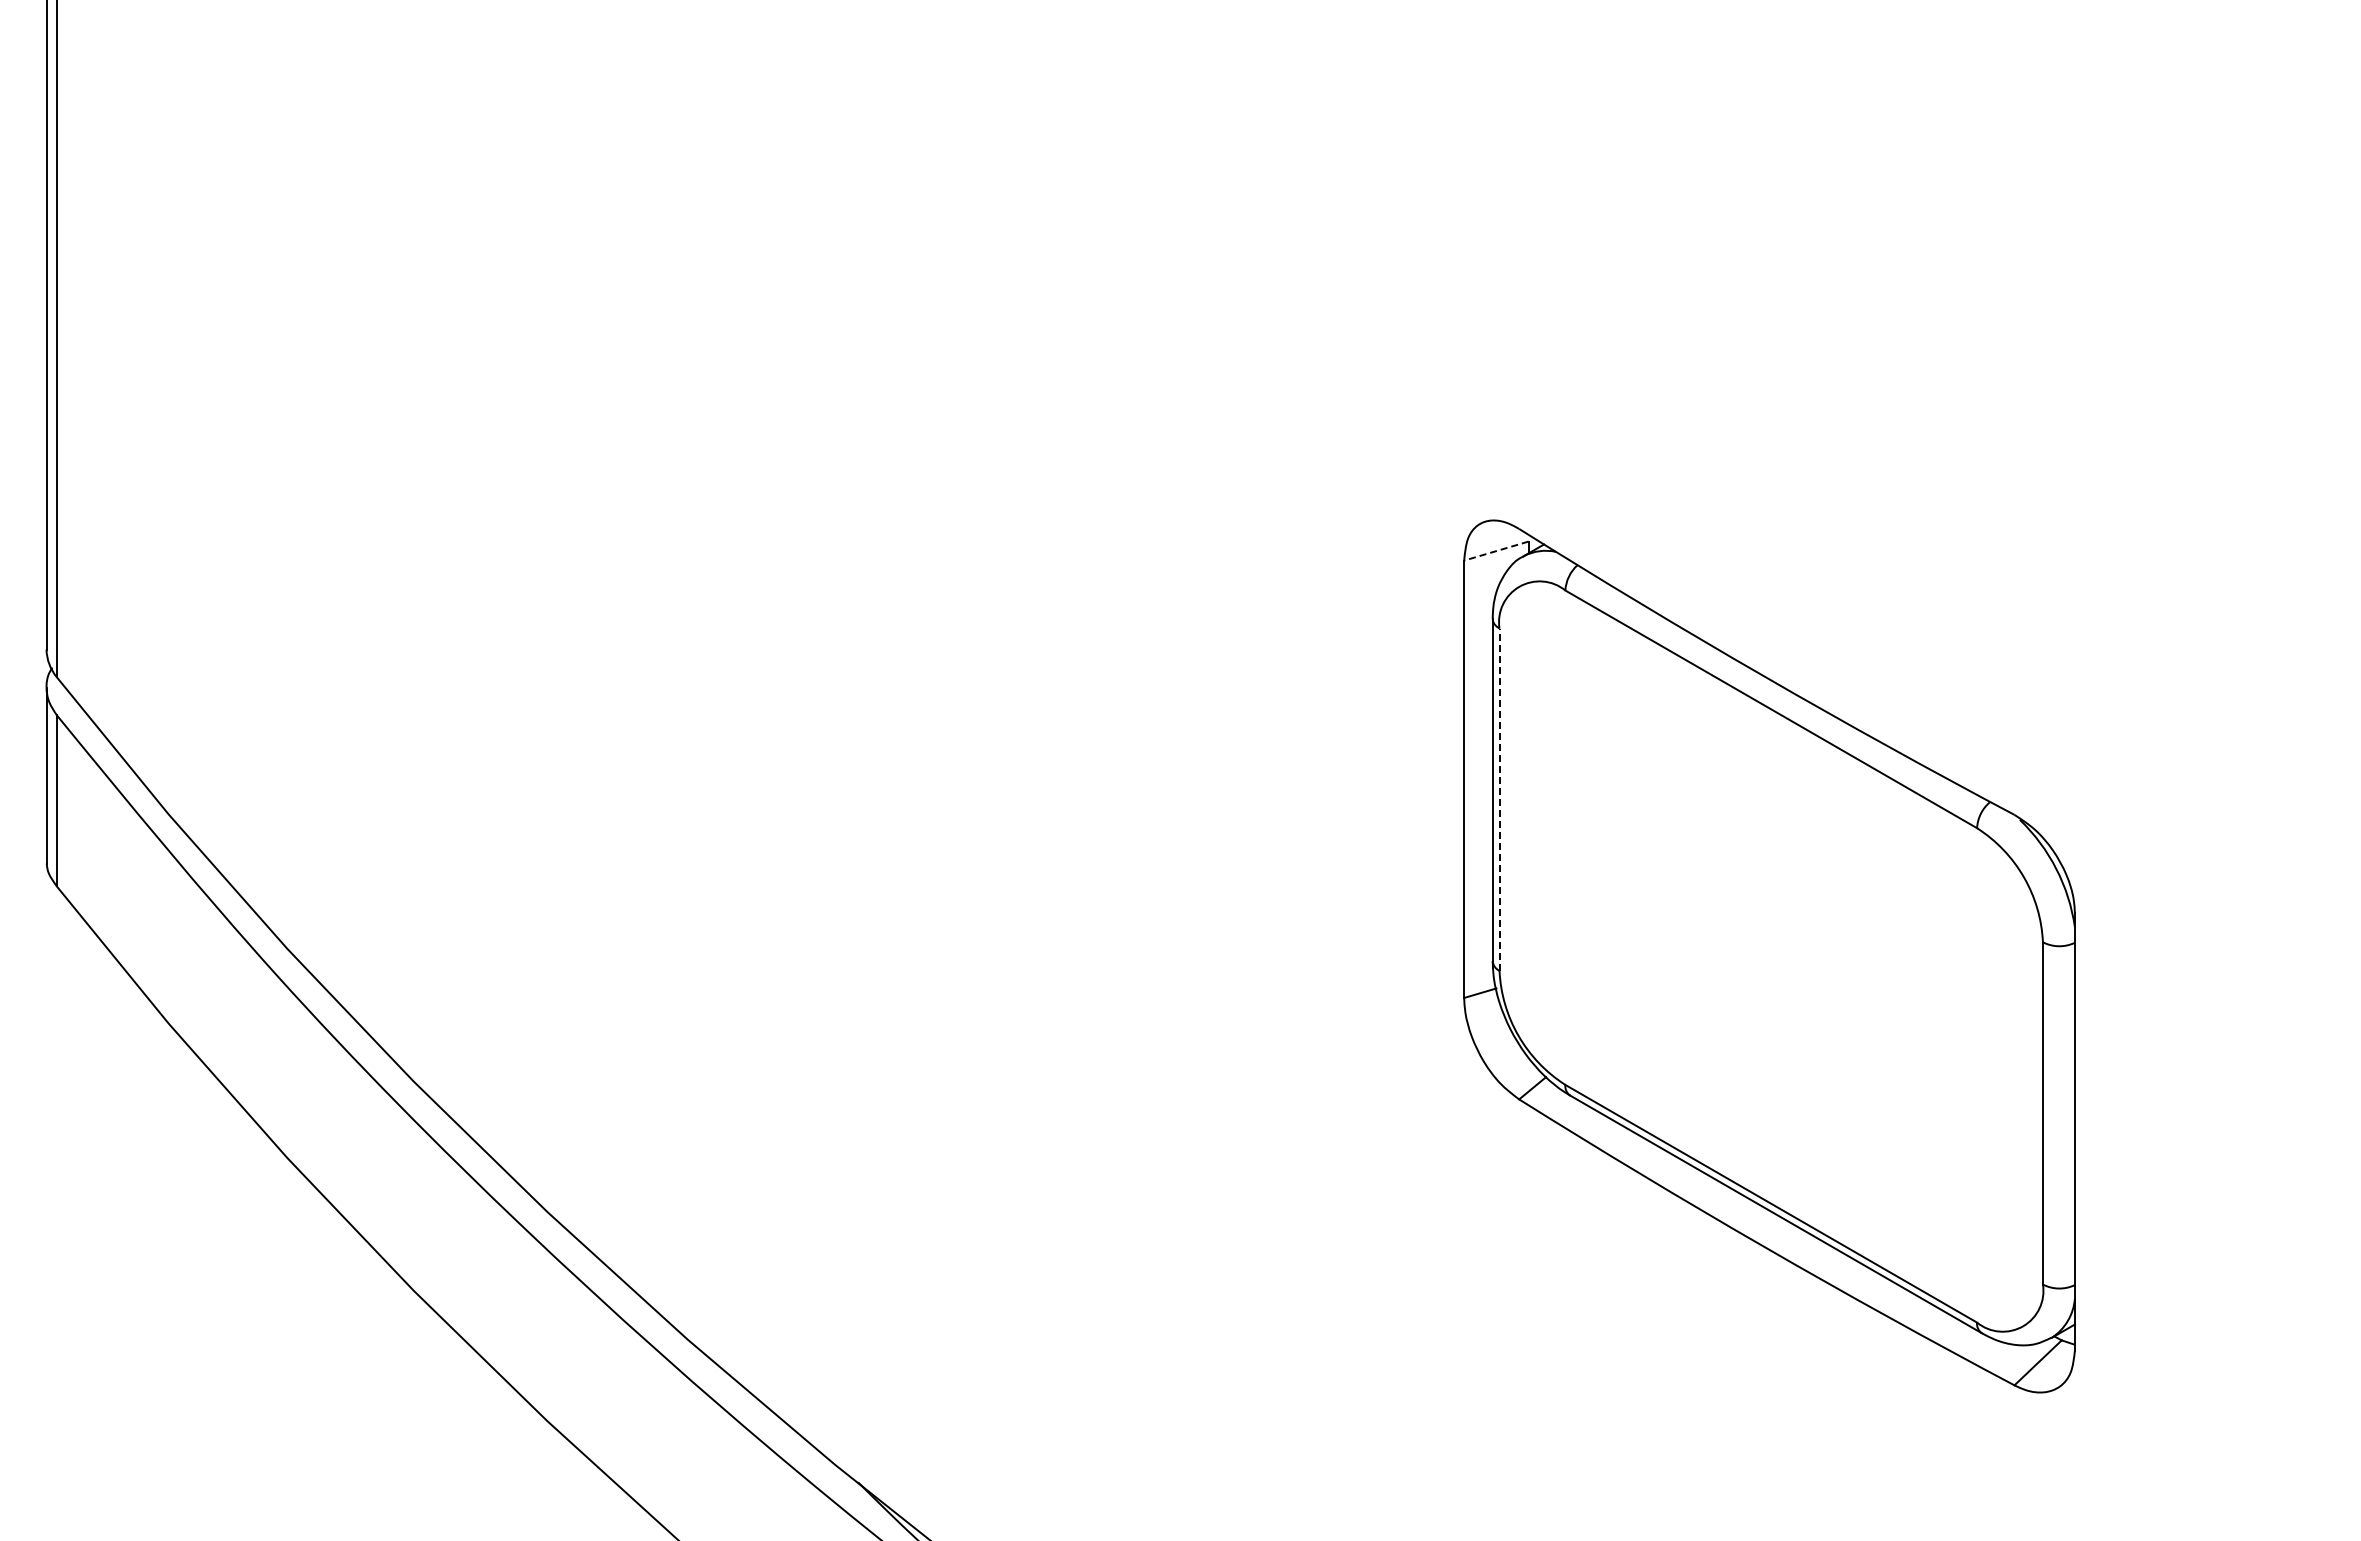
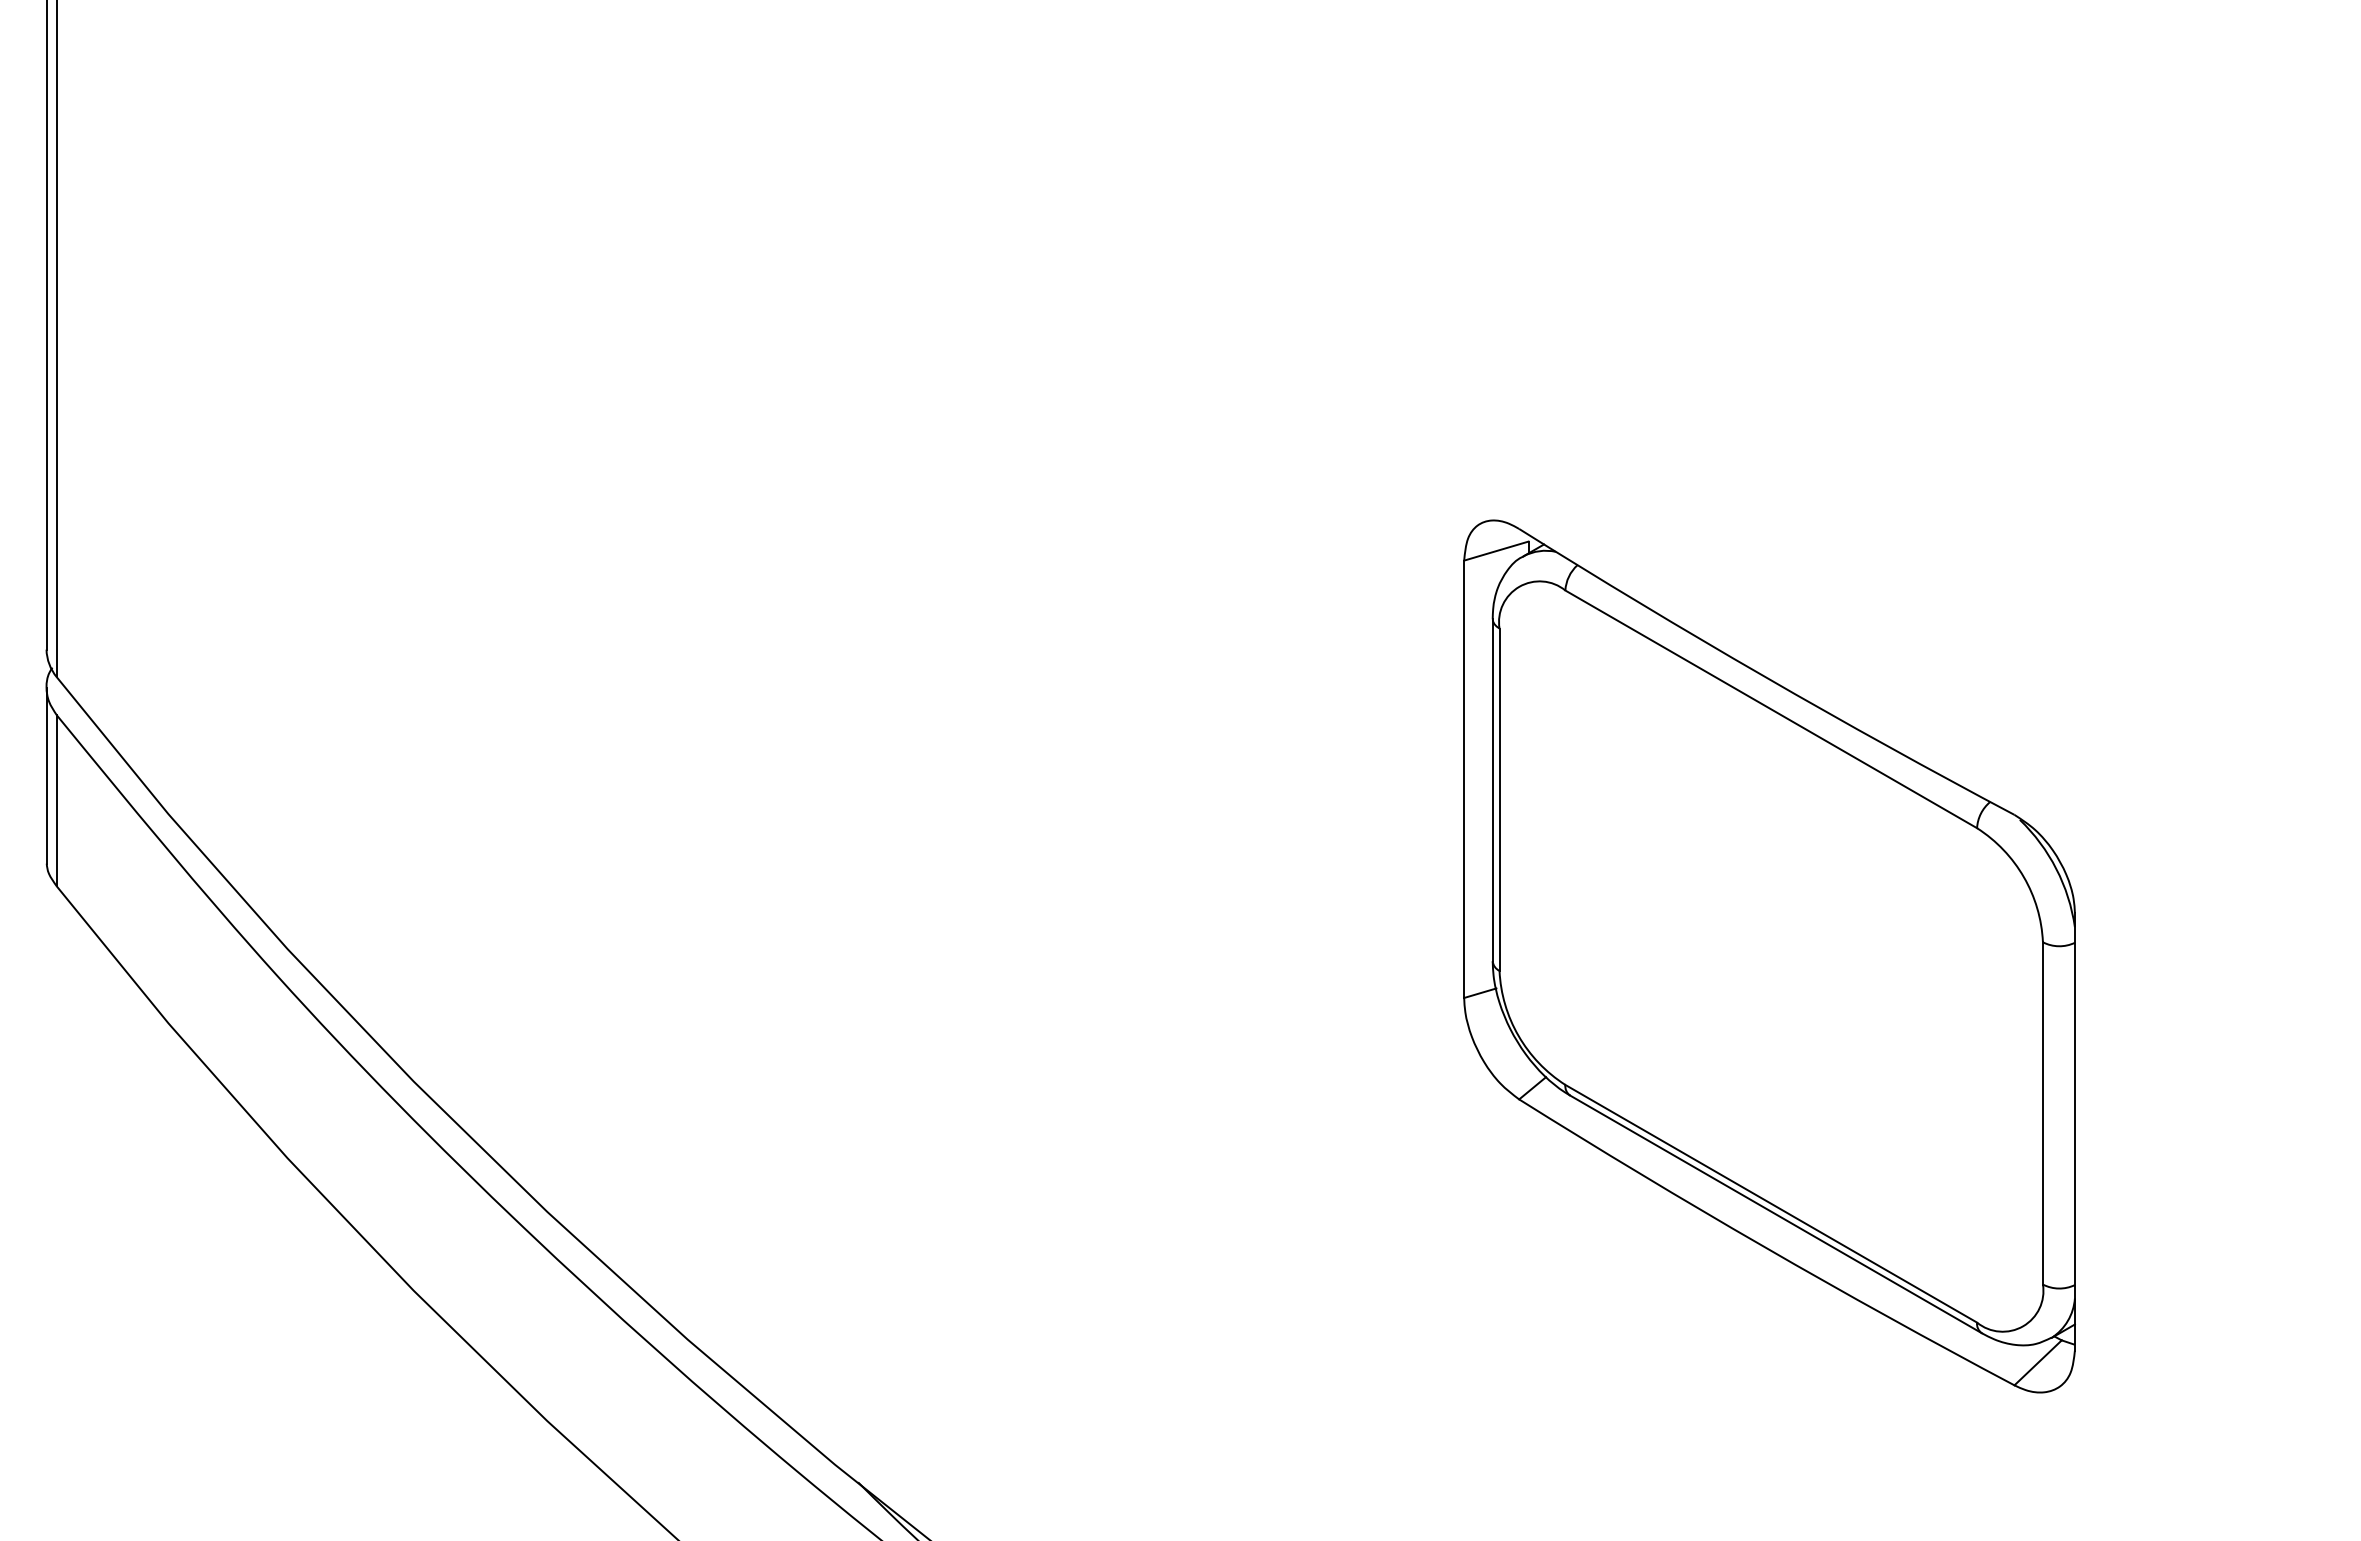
line: dashed -> solid (1496, 551)
line: dashed -> solid (1499, 799)
